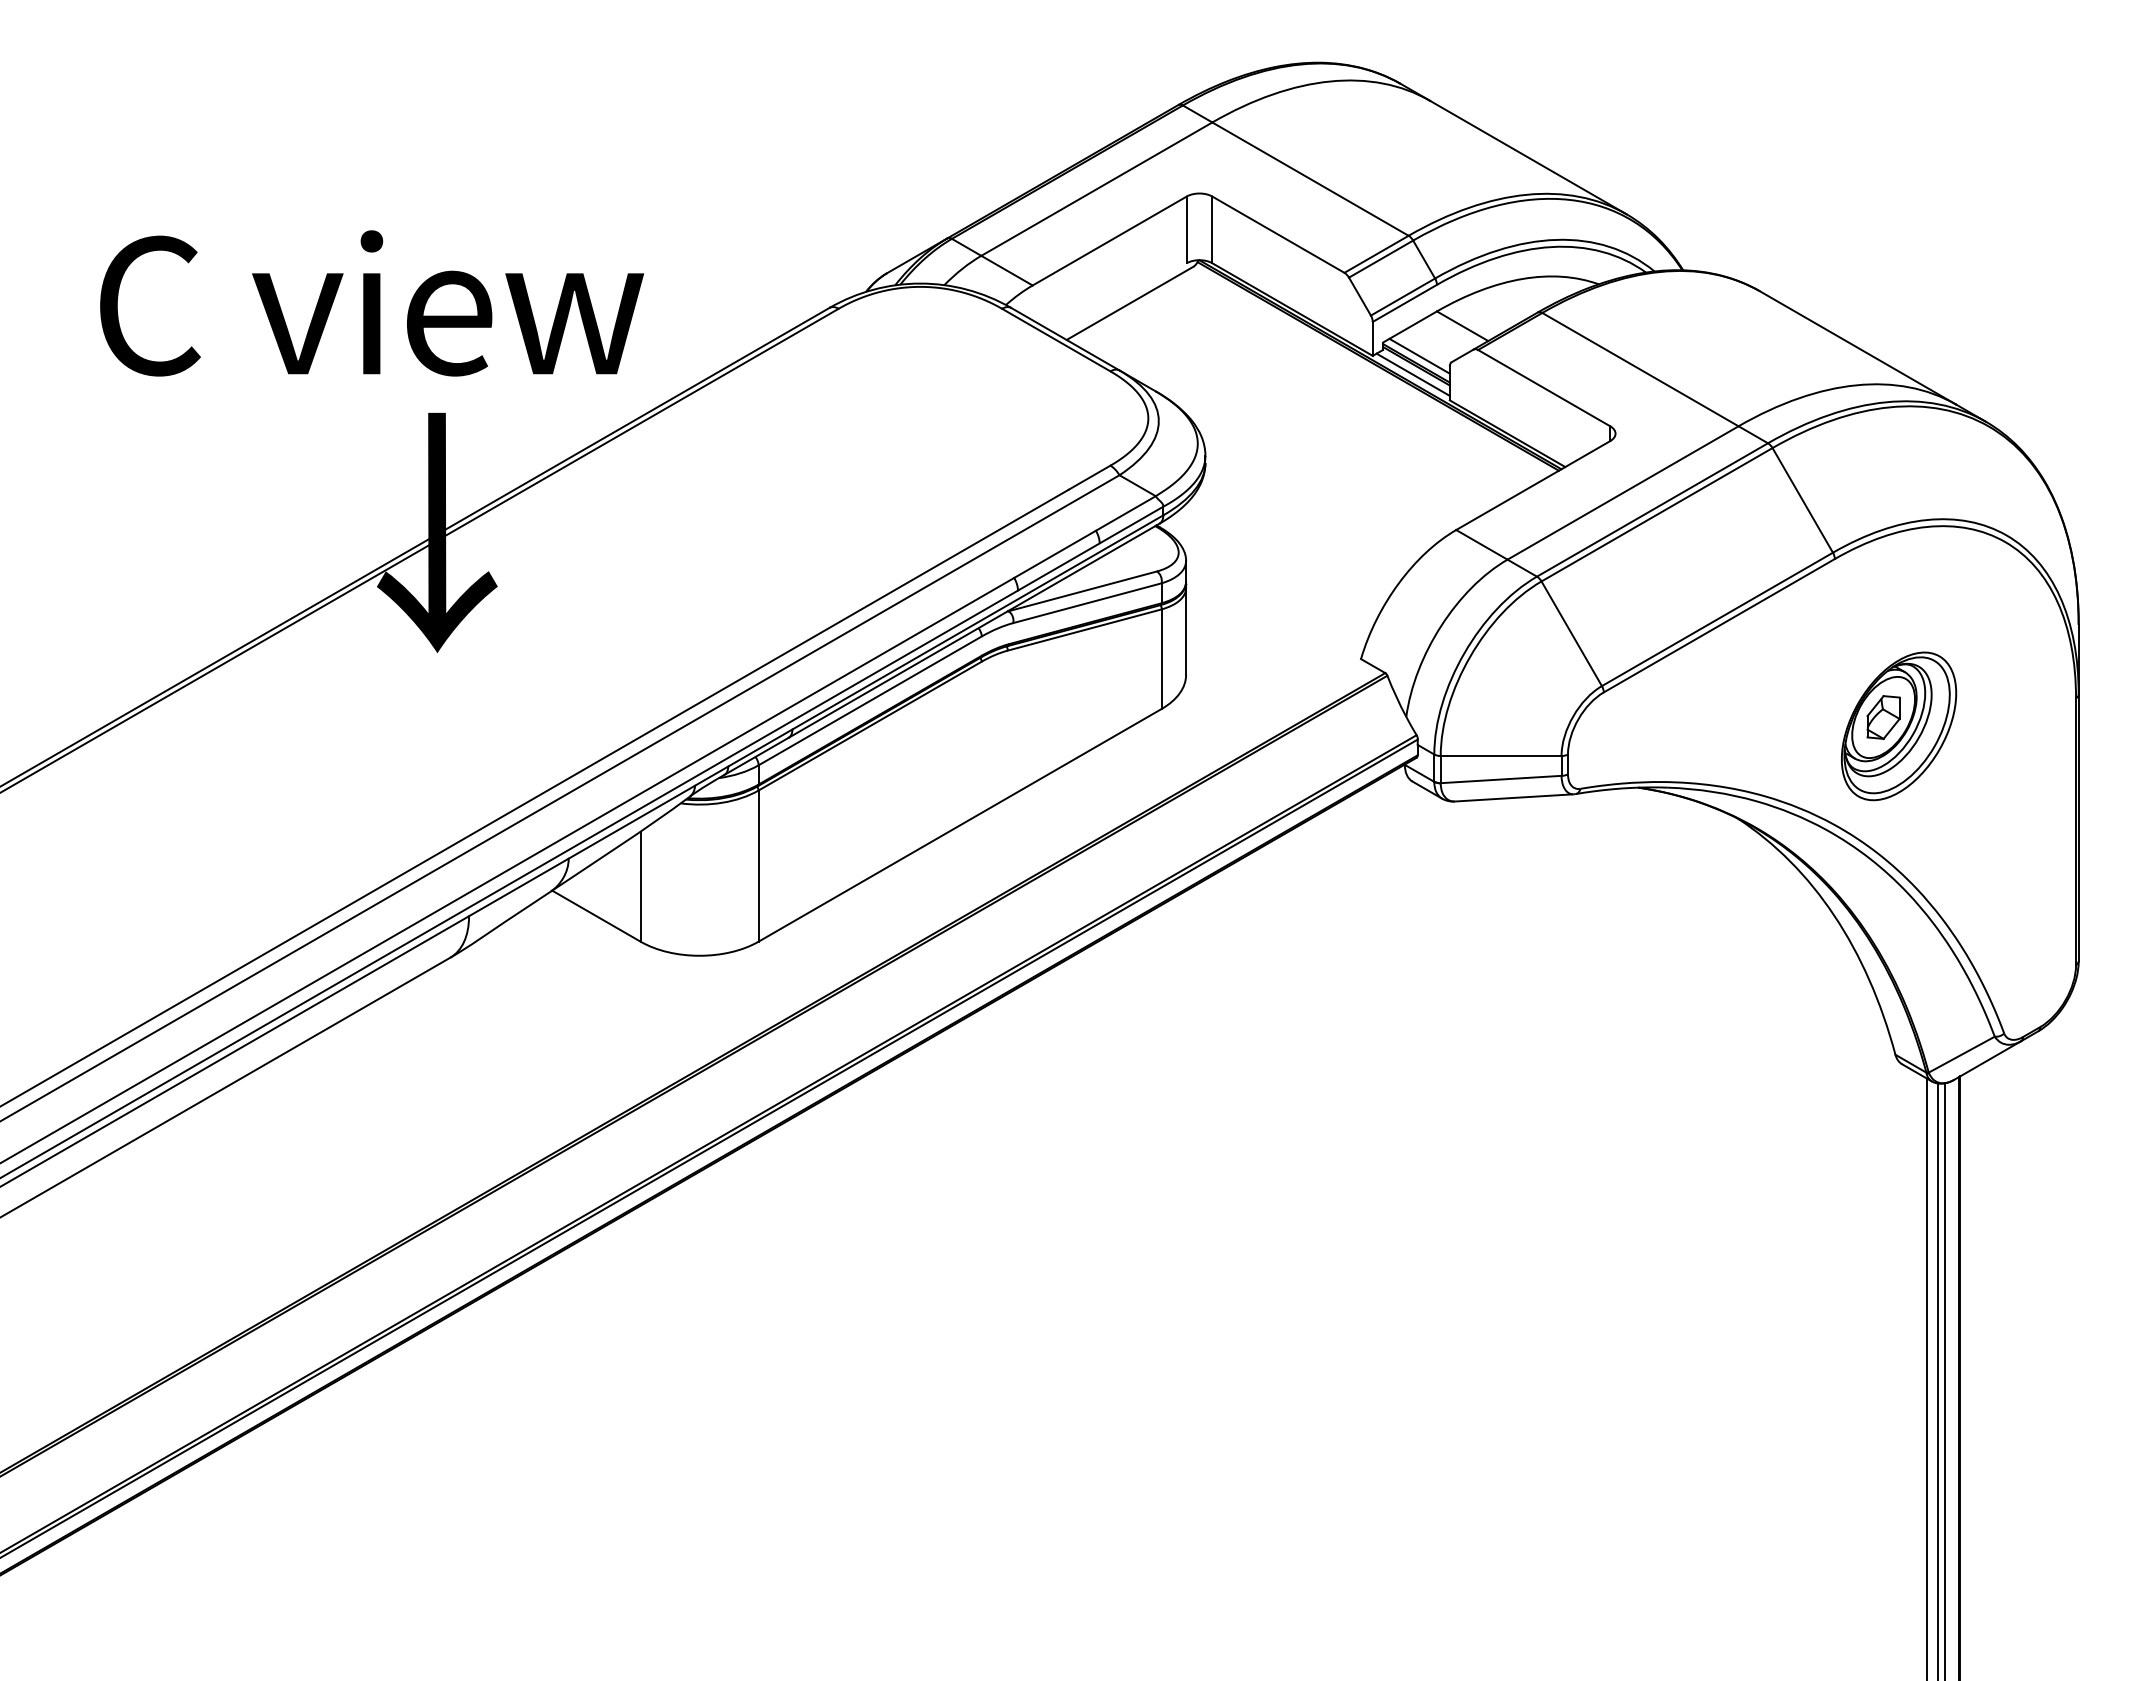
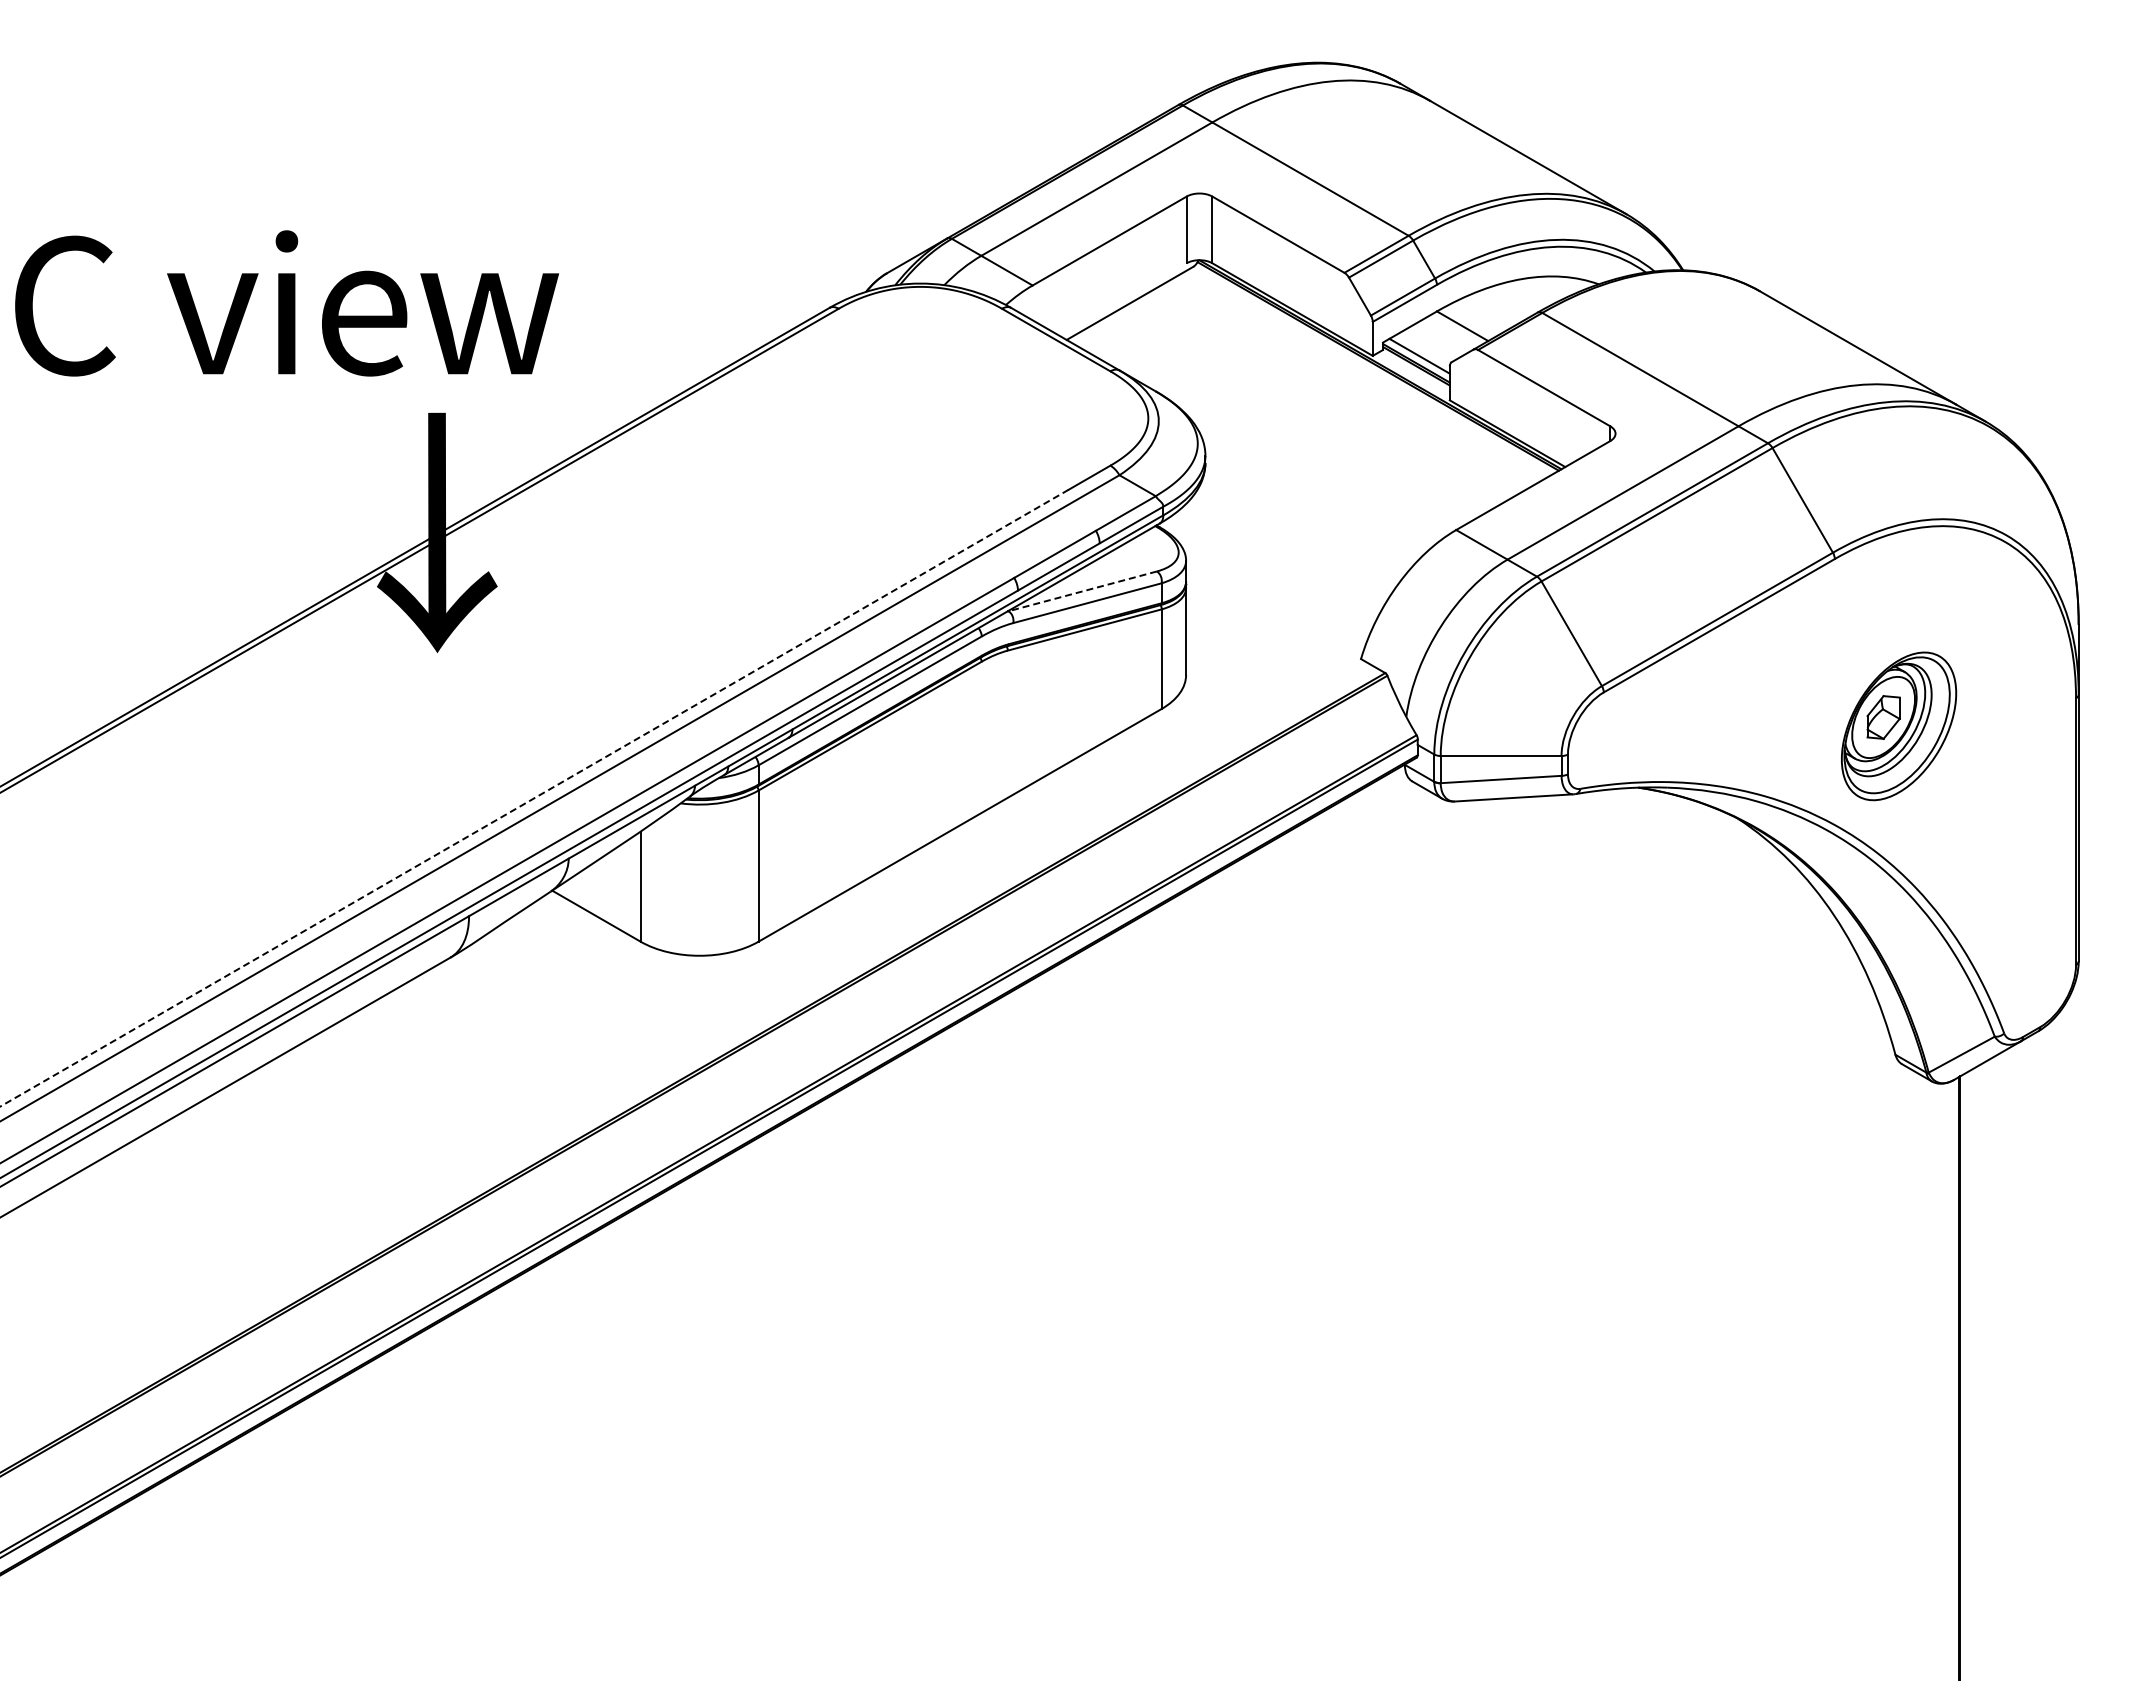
text position: (372, 303) -> (287, 303) (287, 303)
line: present -> none (1412, 374)
line: solid -> dashed (1082, 591)
line: solid -> dashed (534, 798)
line: present -> none (1927, 1377)
line: present -> none (1937, 1380)
line: present -> none (1945, 1380)
